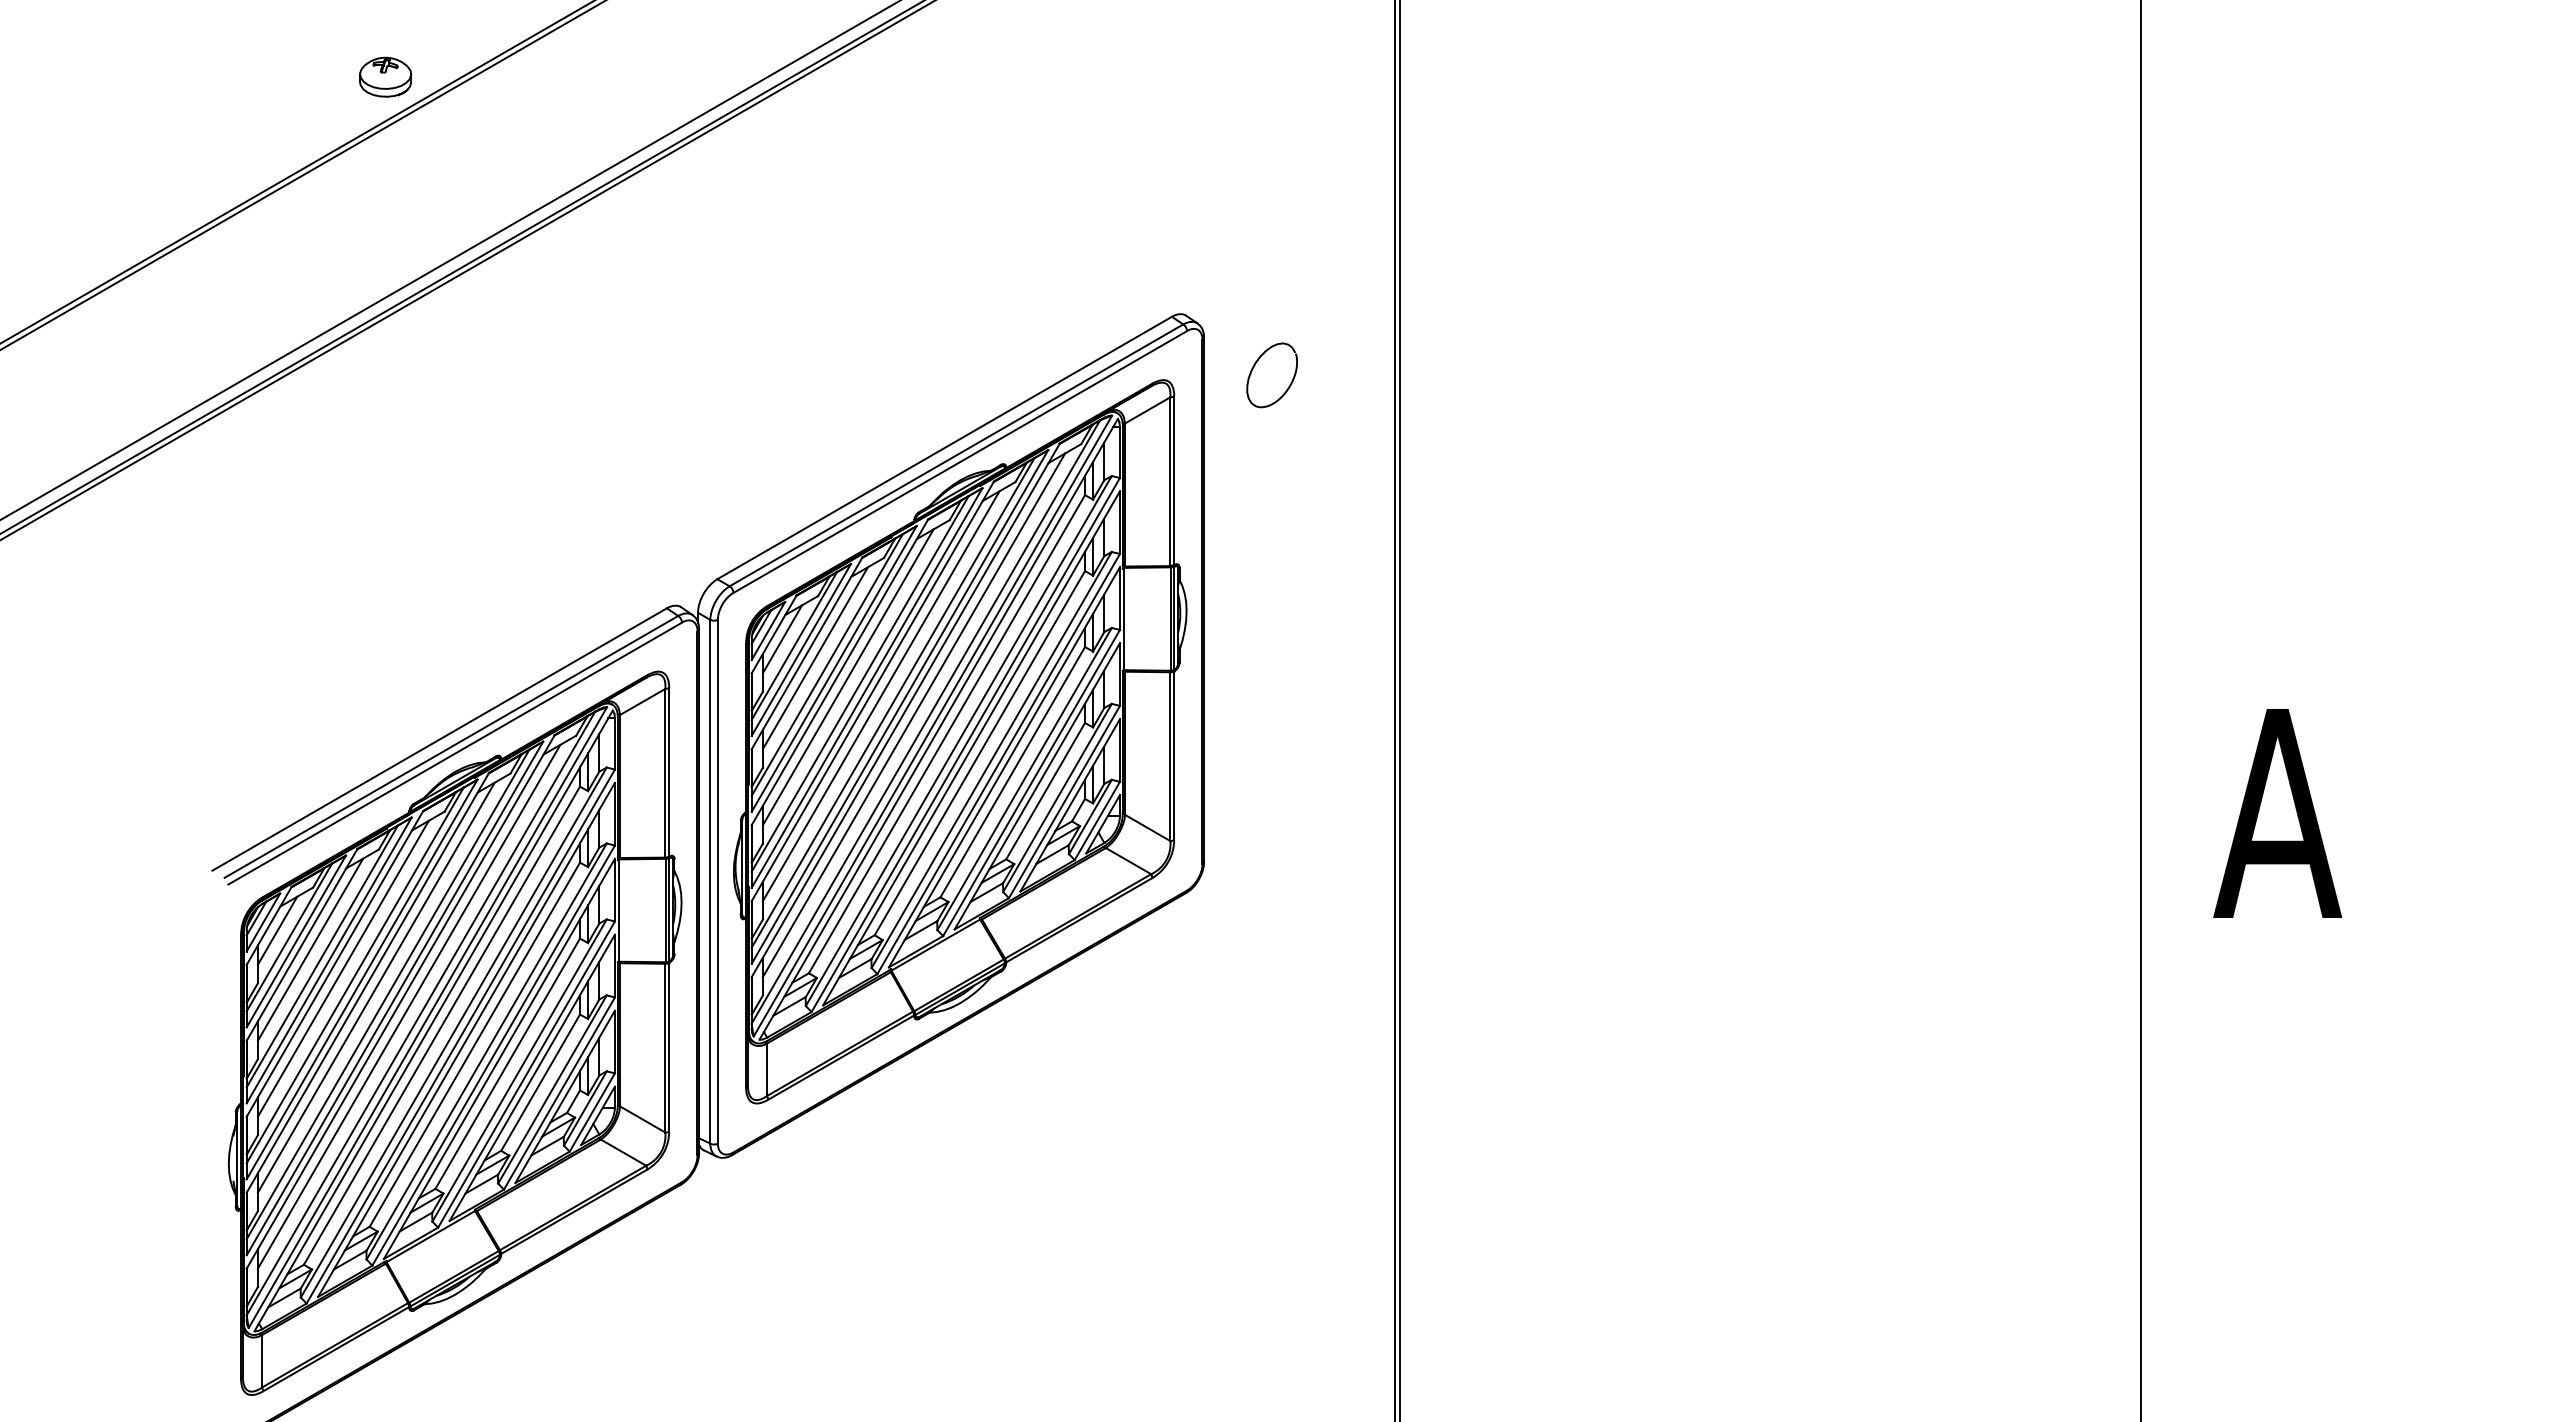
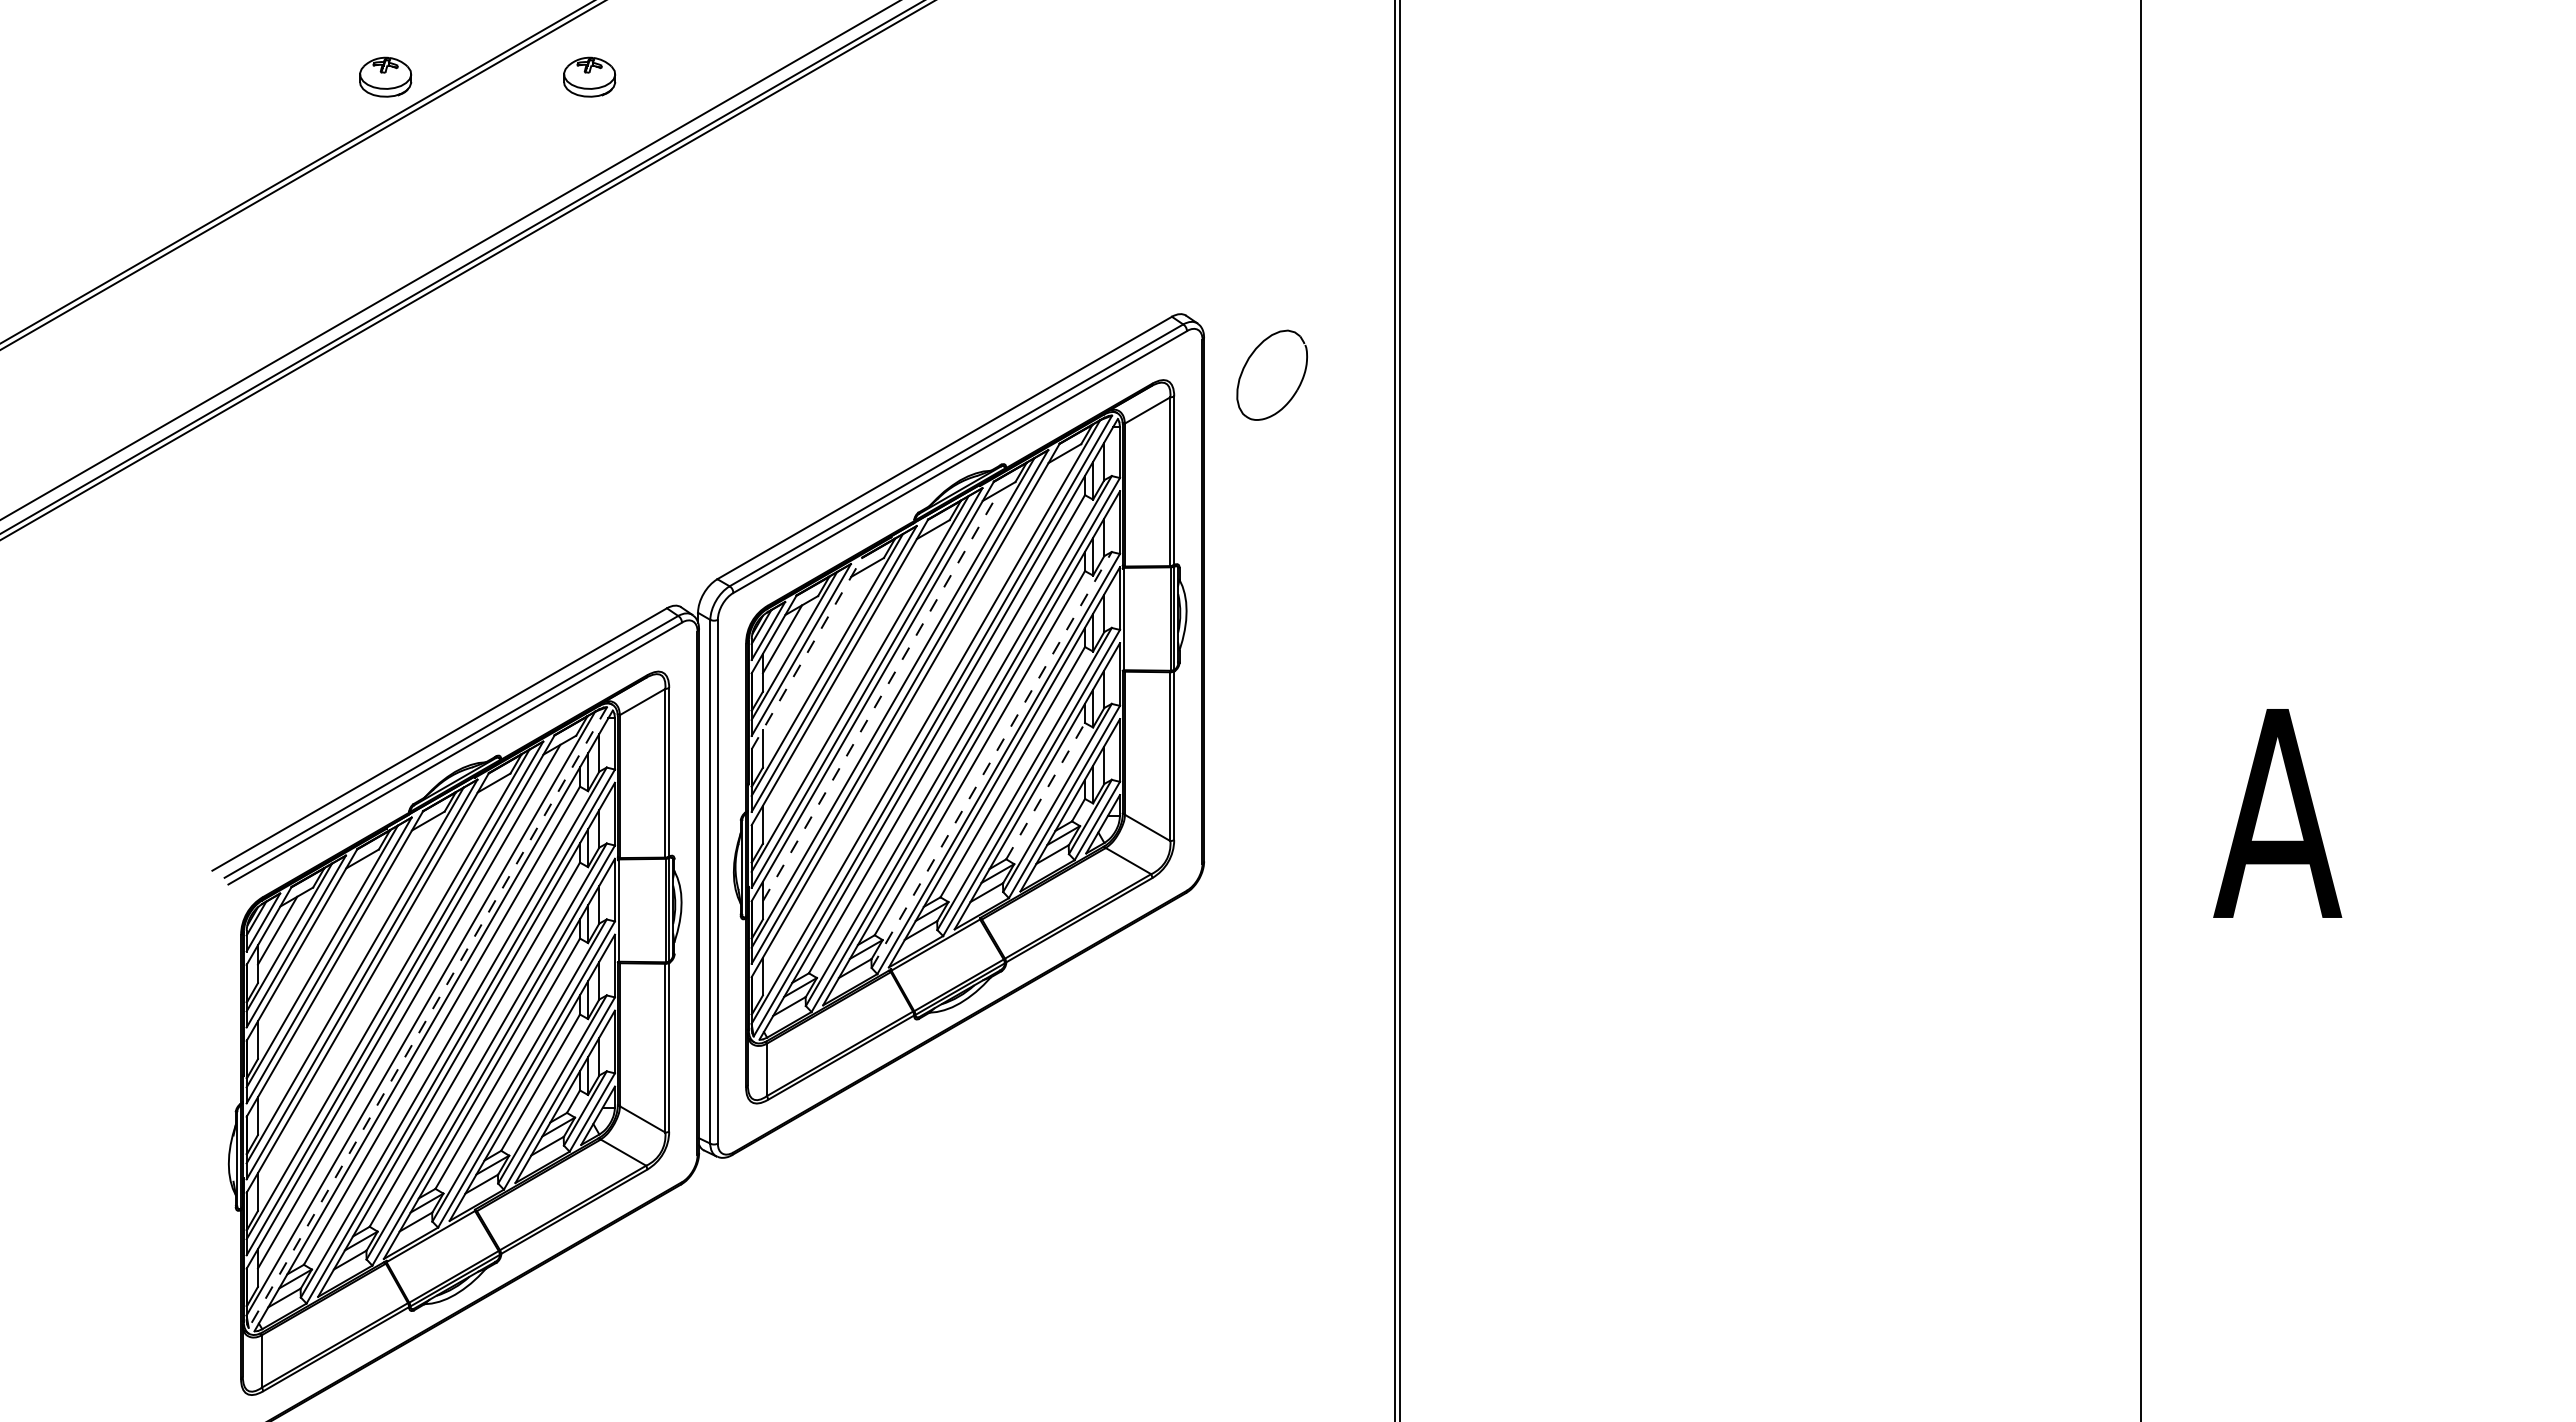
part: none -> present (589, 76)
part size: 52x67 px -> 72x92 px (1271, 374)
line: solid -> dashed (807, 653)
line: present -> none (814, 658)
line: present -> none (847, 677)
line: solid -> dashed (881, 696)
line: present -> none (913, 715)
line: solid -> dashed (991, 759)
line: solid -> dashed (1045, 791)
line: present -> none (310, 949)
line: present -> none (342, 968)
line: present -> none (375, 987)
line: solid -> dashed (427, 1018)
